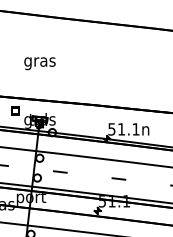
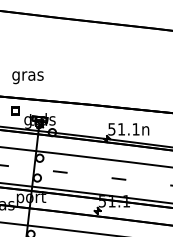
text position: (39, 63) -> (27, 77) (27, 77)
